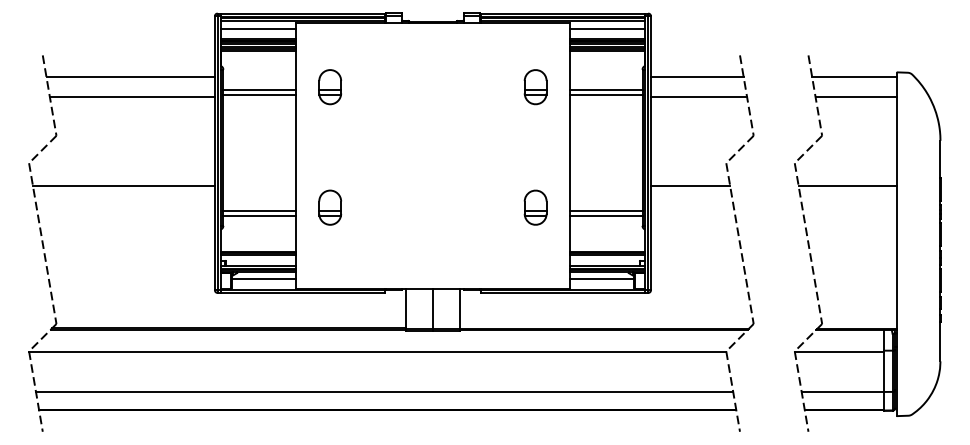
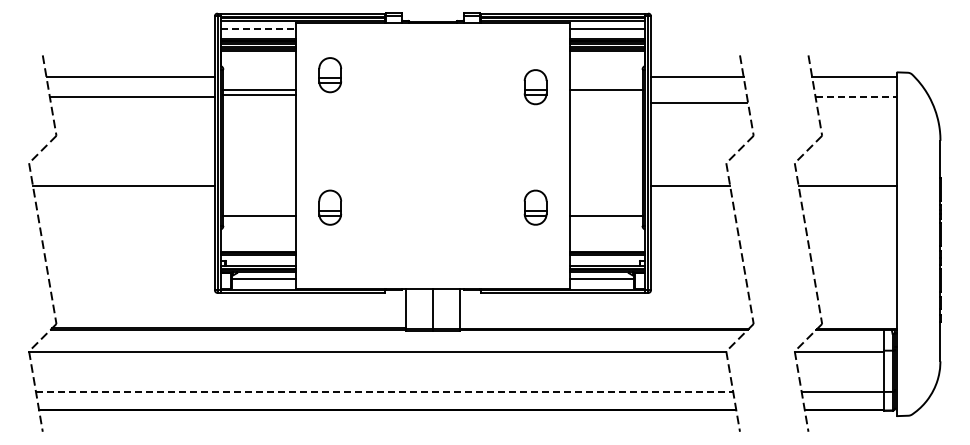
line: solid -> dashed (258, 28)
part position: (330, 87) -> (330, 75) (330, 75)
line: present -> none (605, 95)
line position: (699, 97) -> (699, 103) (699, 103)
line: solid -> dashed (856, 97)
line: present -> none (259, 211)
line: present -> none (605, 211)
line: solid -> dashed (384, 391)
